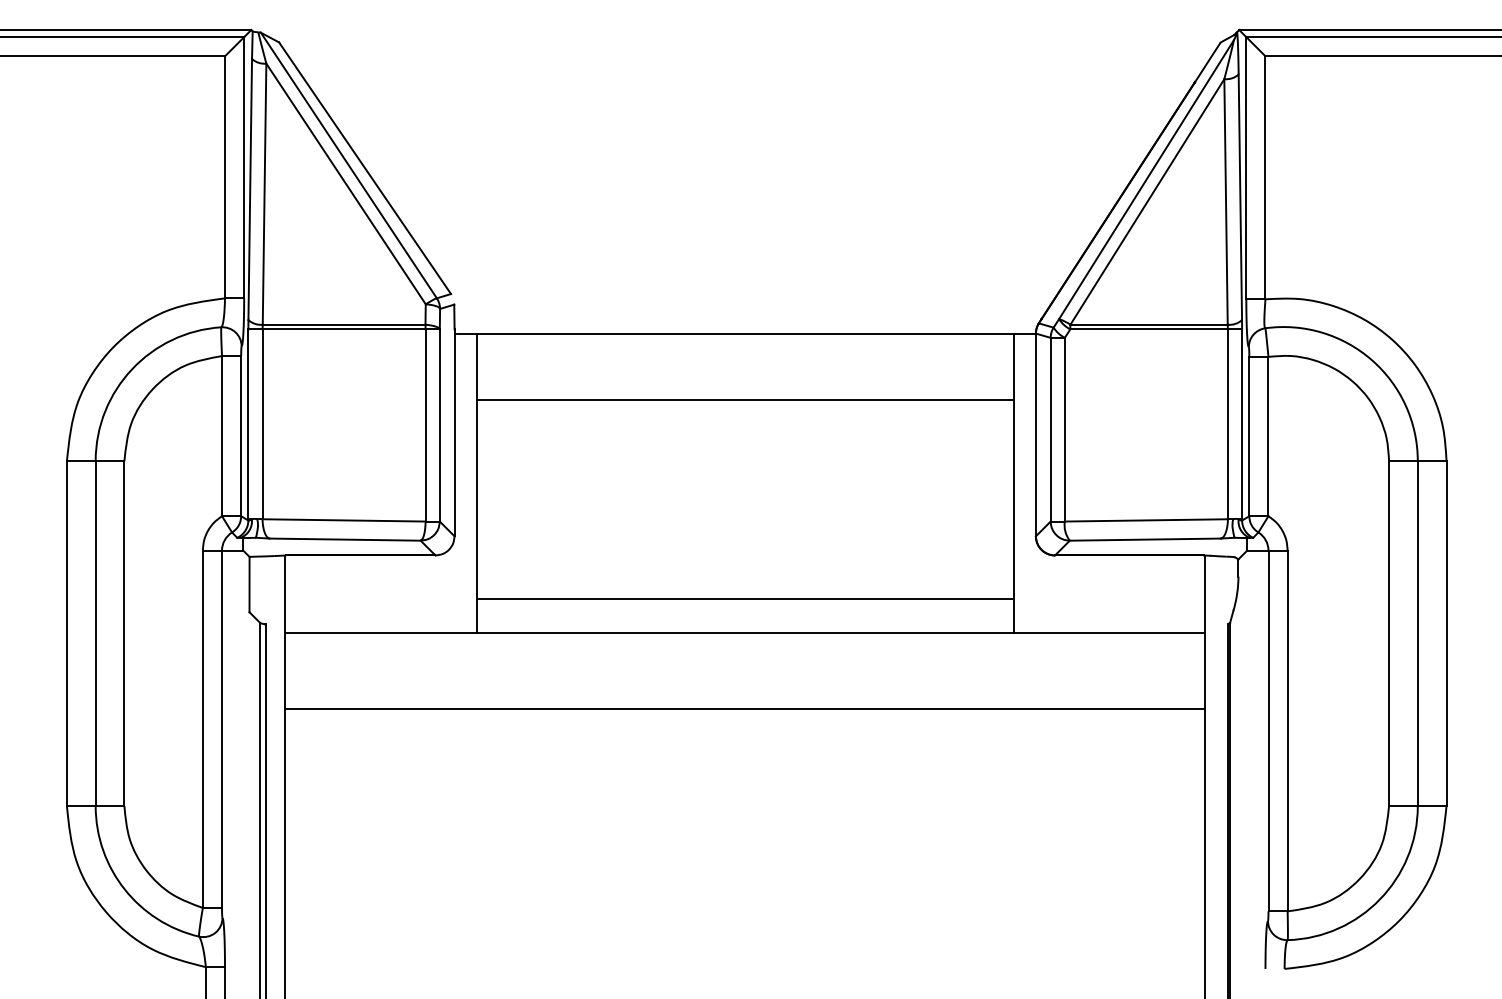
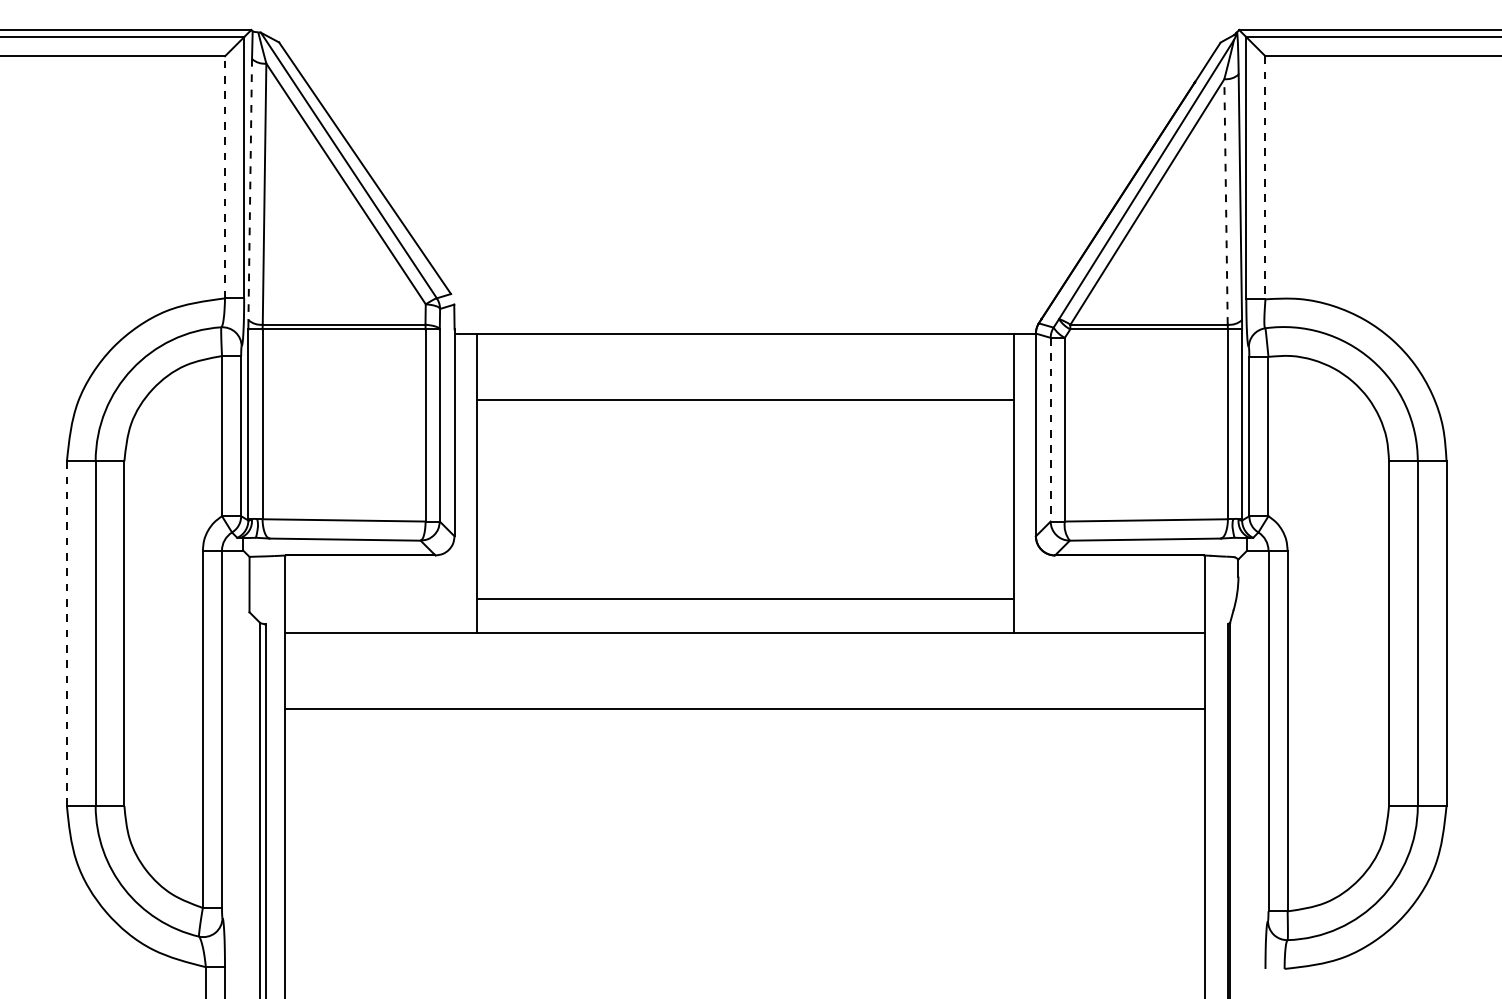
line: solid -> dashed (225, 176)
line: solid -> dashed (1265, 177)
line: solid -> dashed (250, 189)
line: solid -> dashed (1226, 201)
line: solid -> dashed (1050, 429)
line: solid -> dashed (66, 633)
